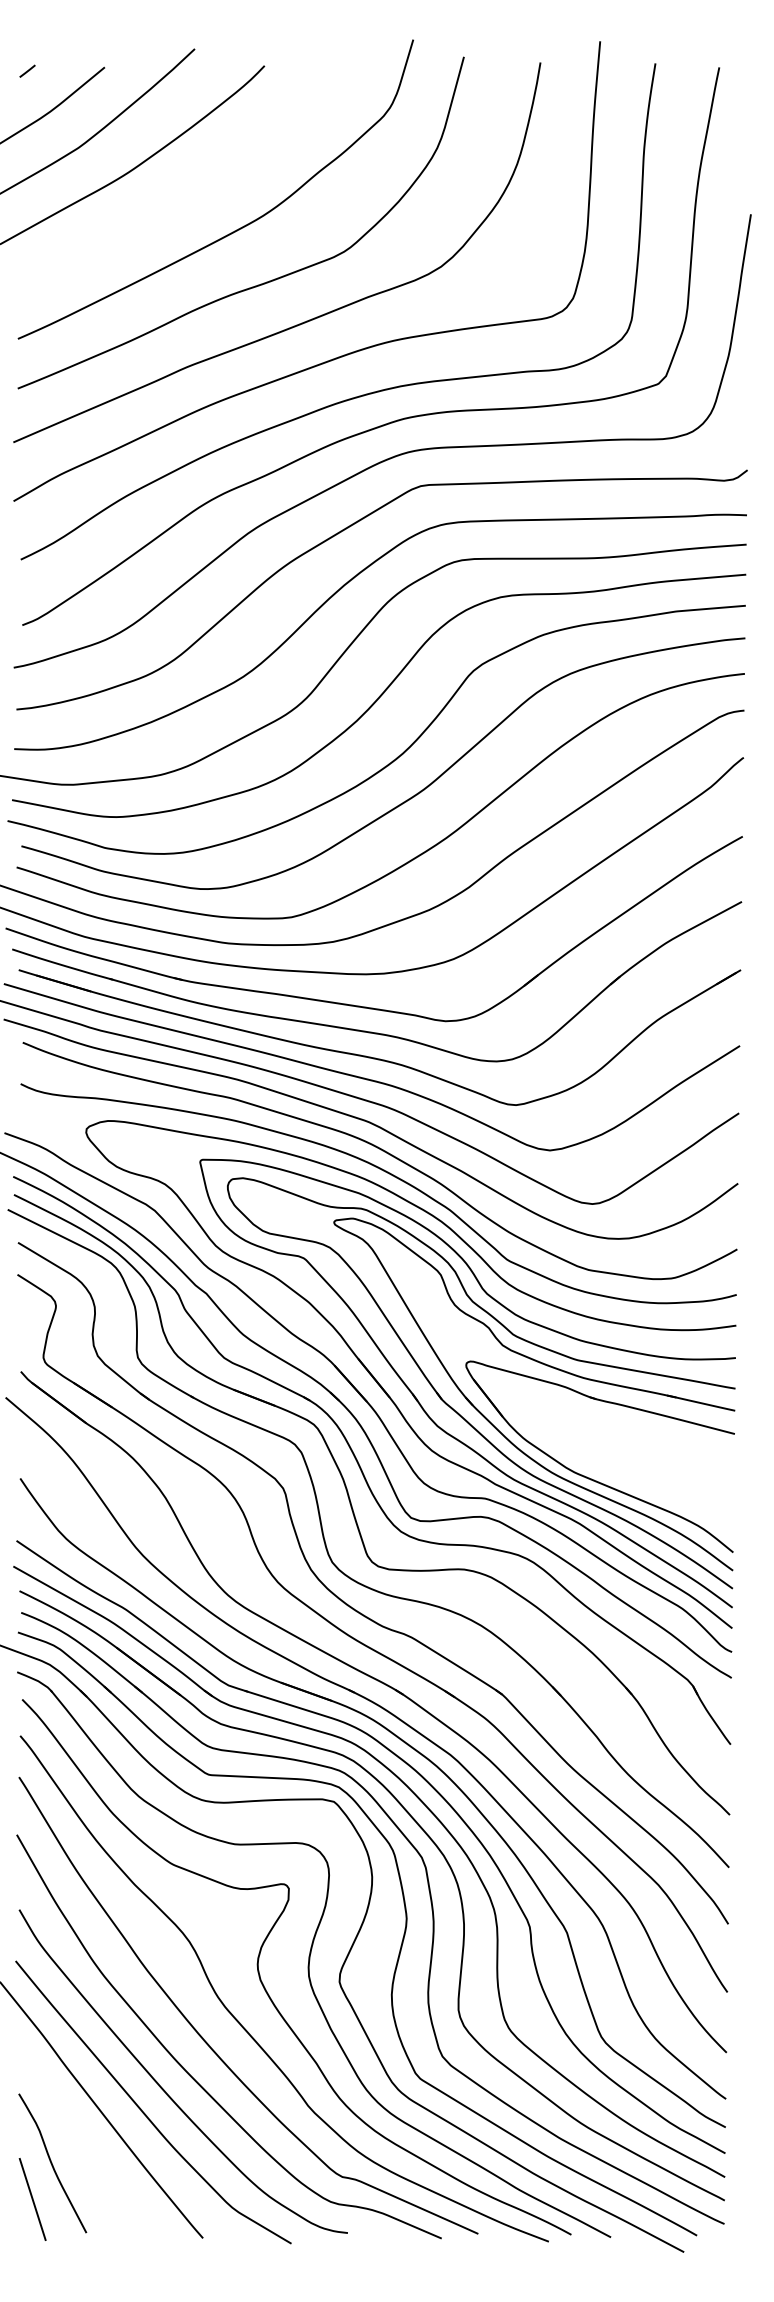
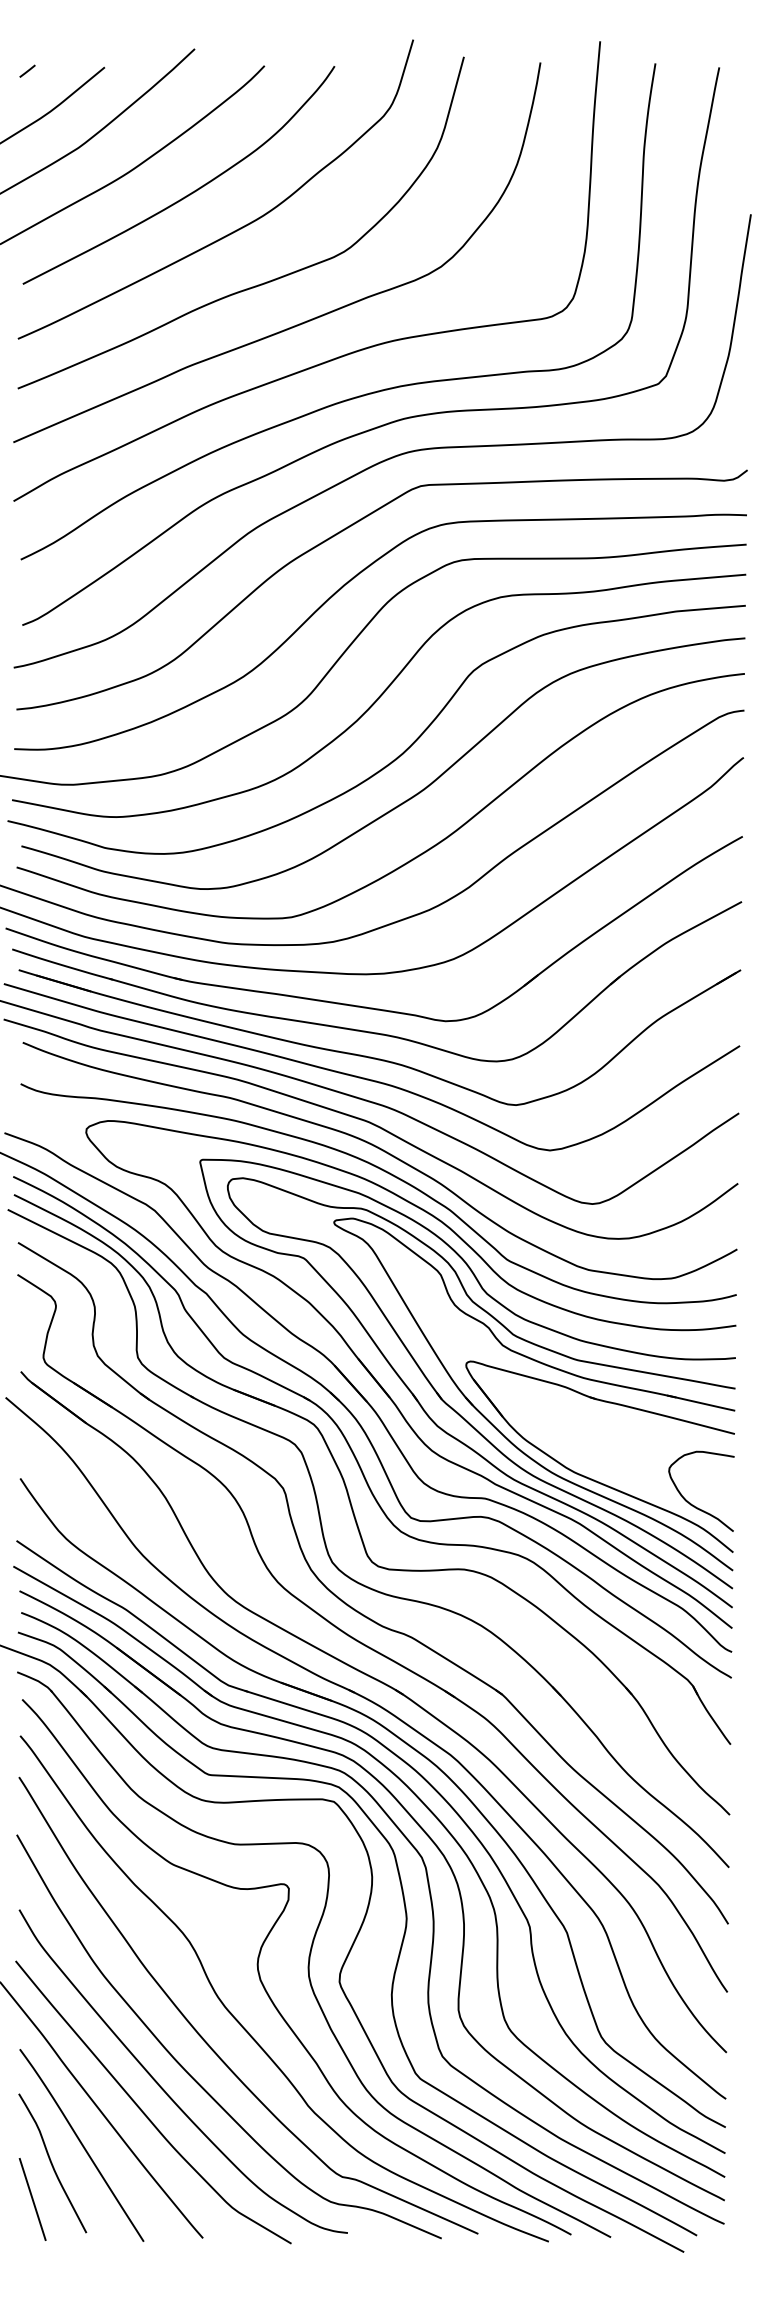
curve: none -> present (187, 194)
curve: none -> present (690, 1502)
curve: none -> present (81, 2145)
